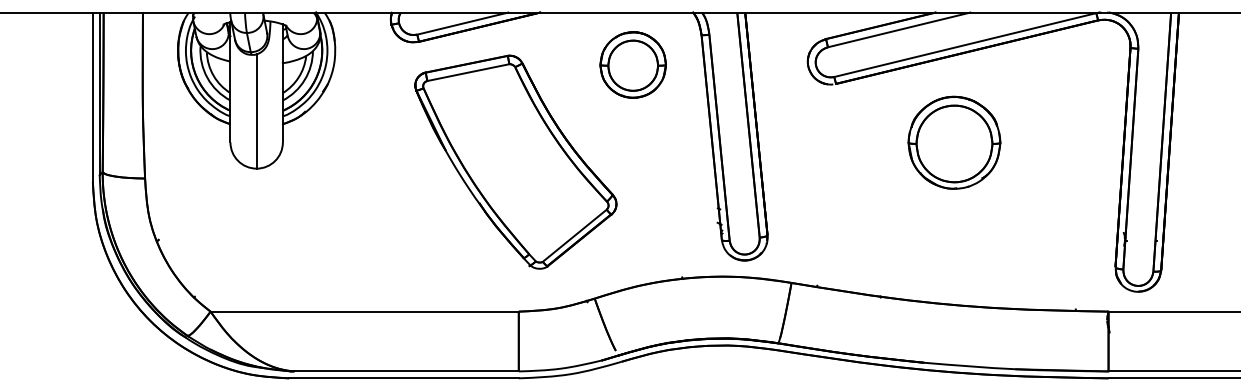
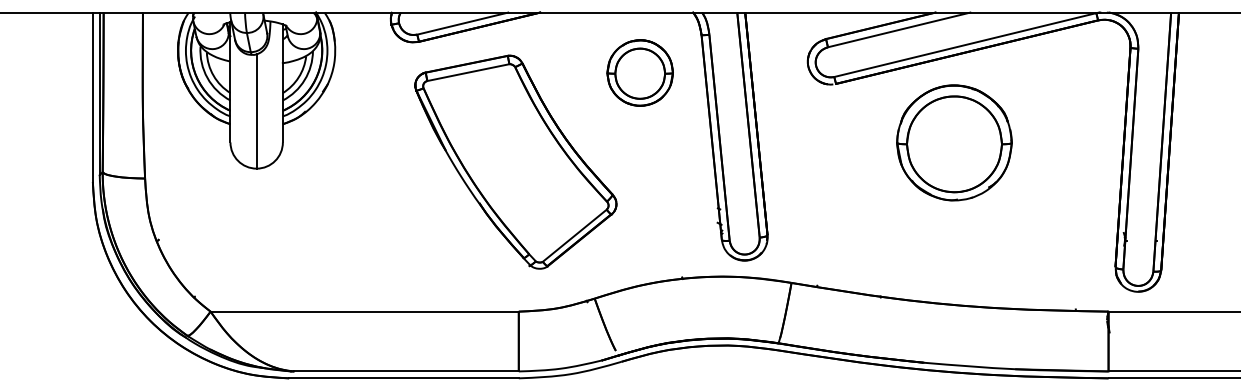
part position: (632, 64) -> (639, 72) (639, 72)
part size: 95x95 px -> 117x118 px (954, 142)
